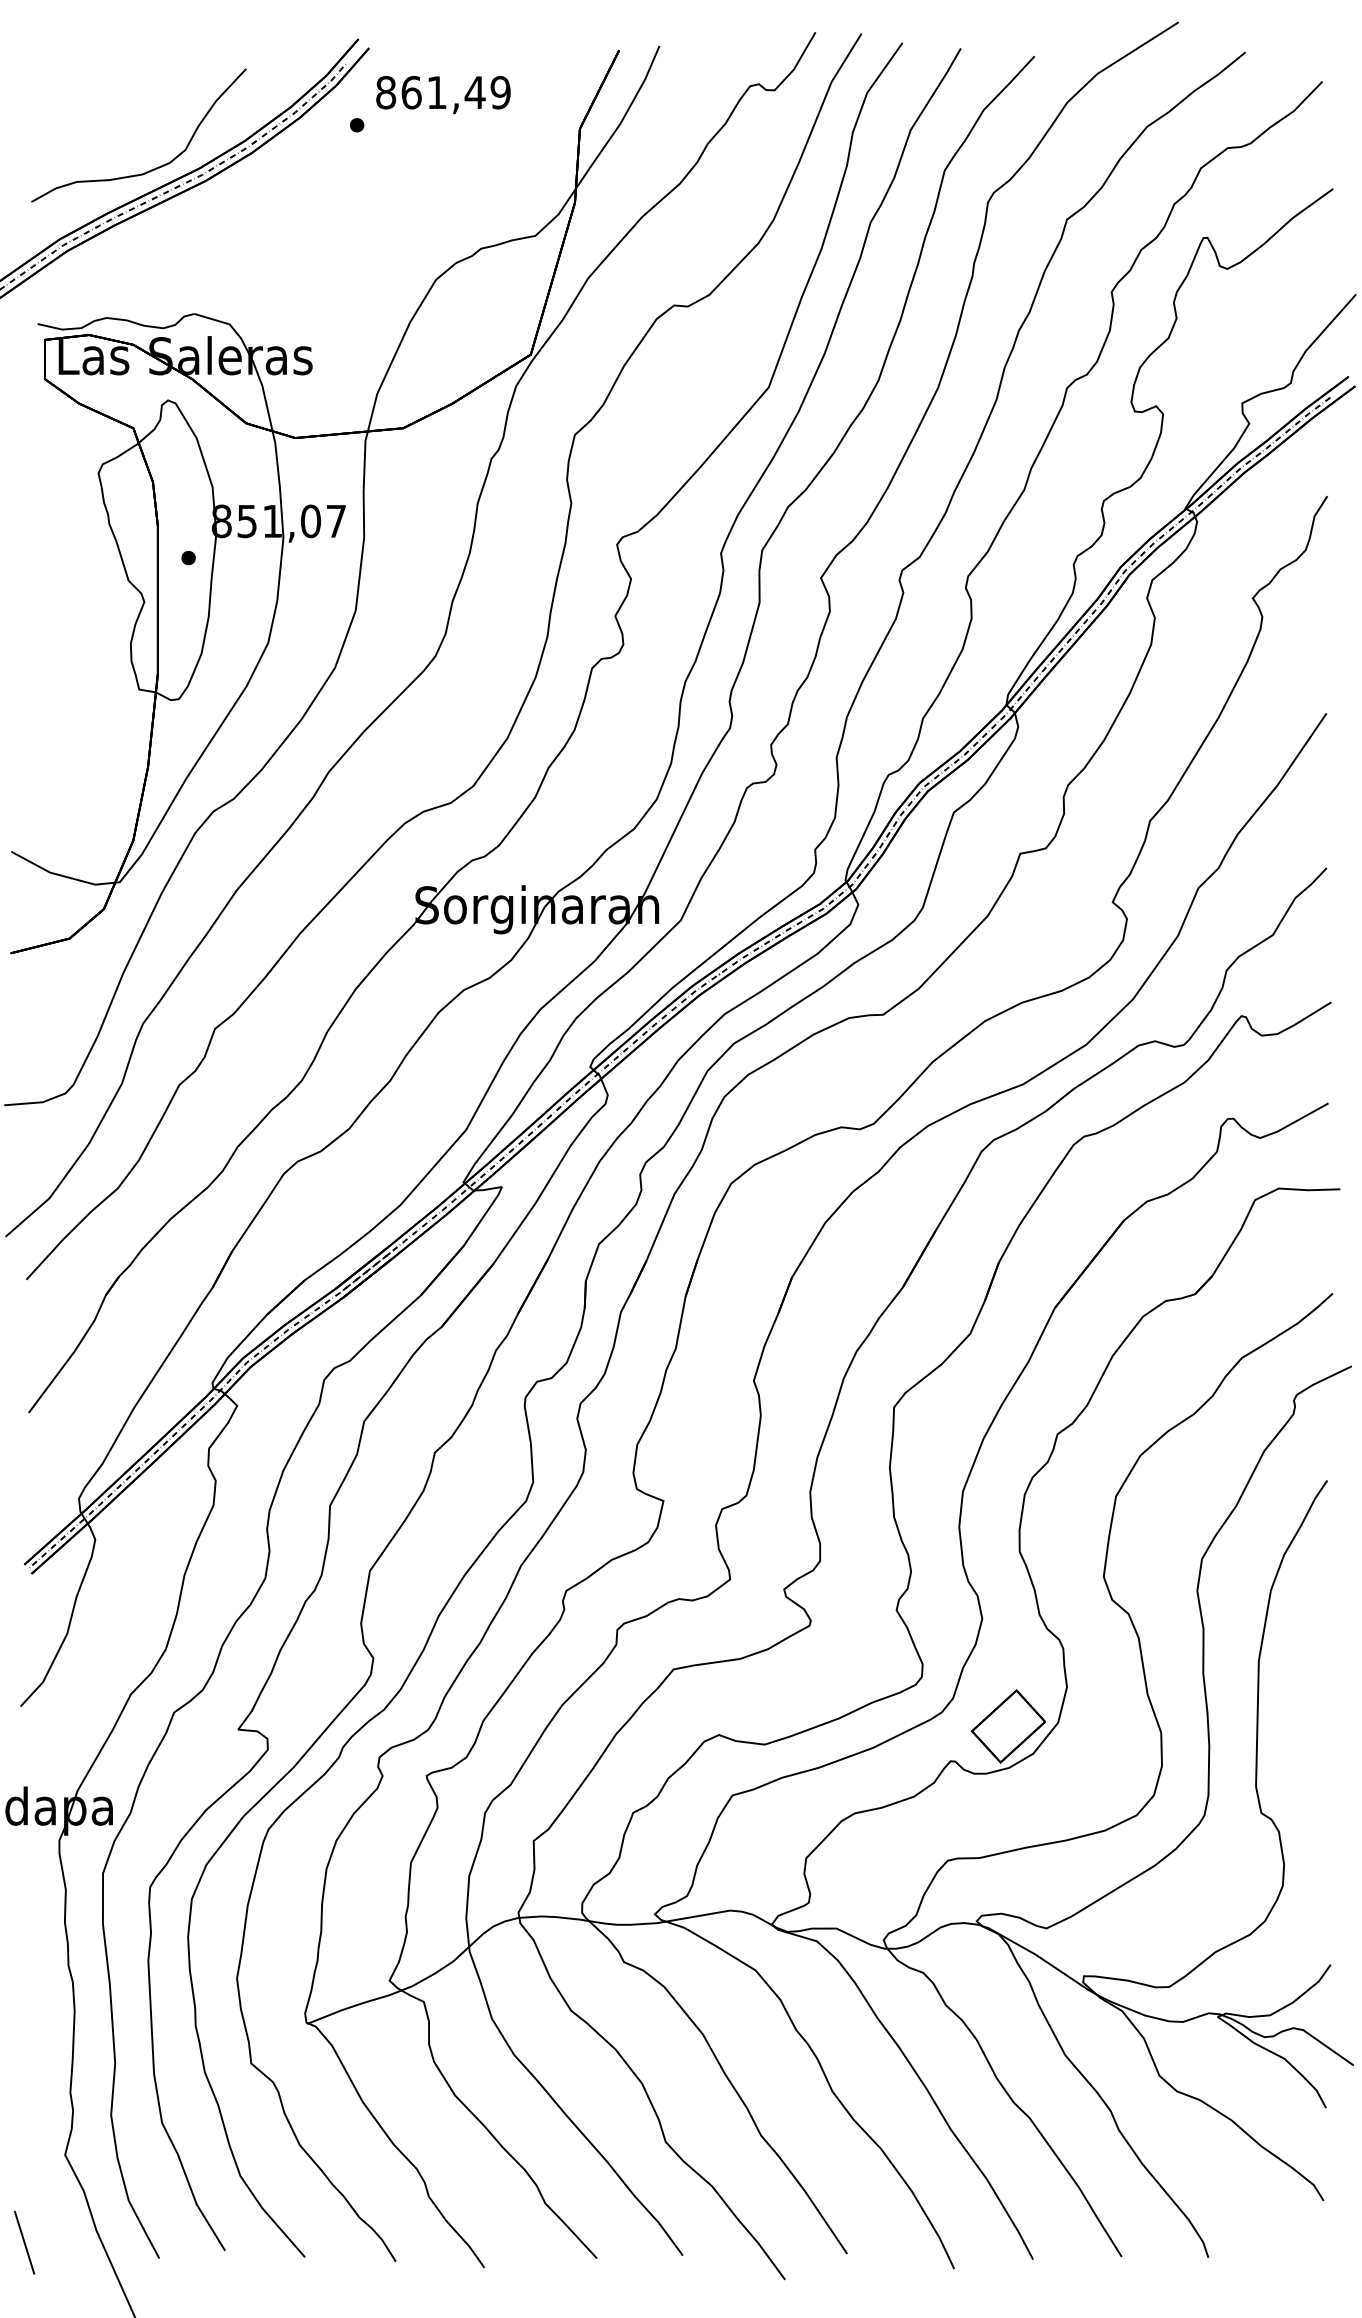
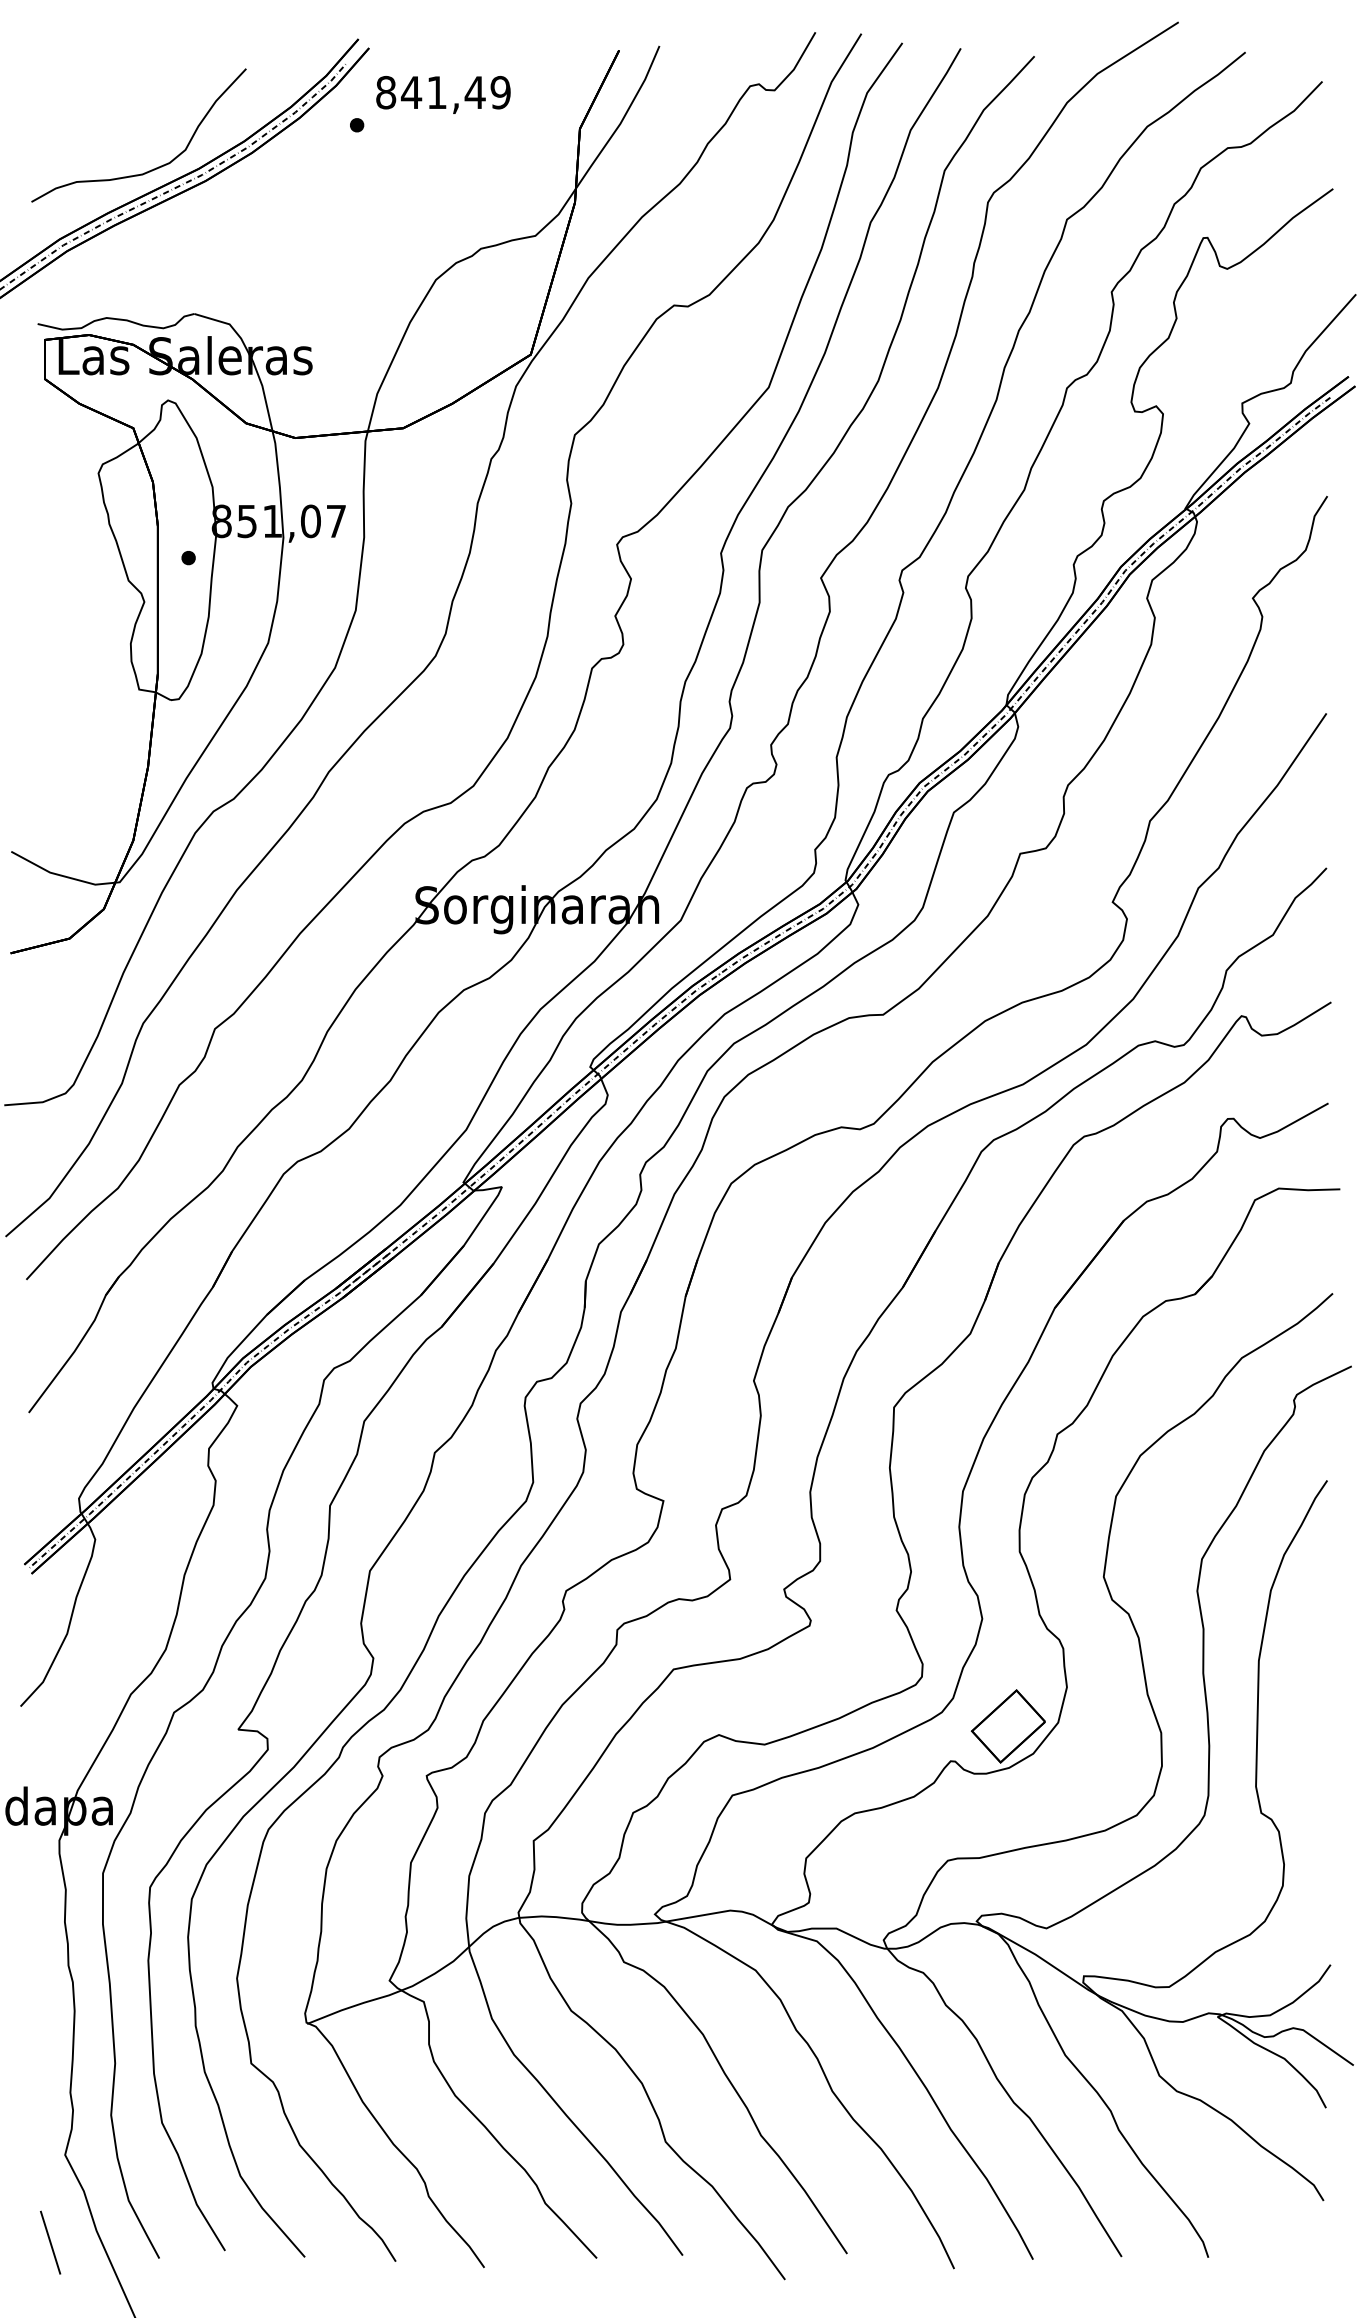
text: 861,49 -> 841,49 (411, 92)
line position: (24, 2242) -> (50, 2242) (50, 2242)
